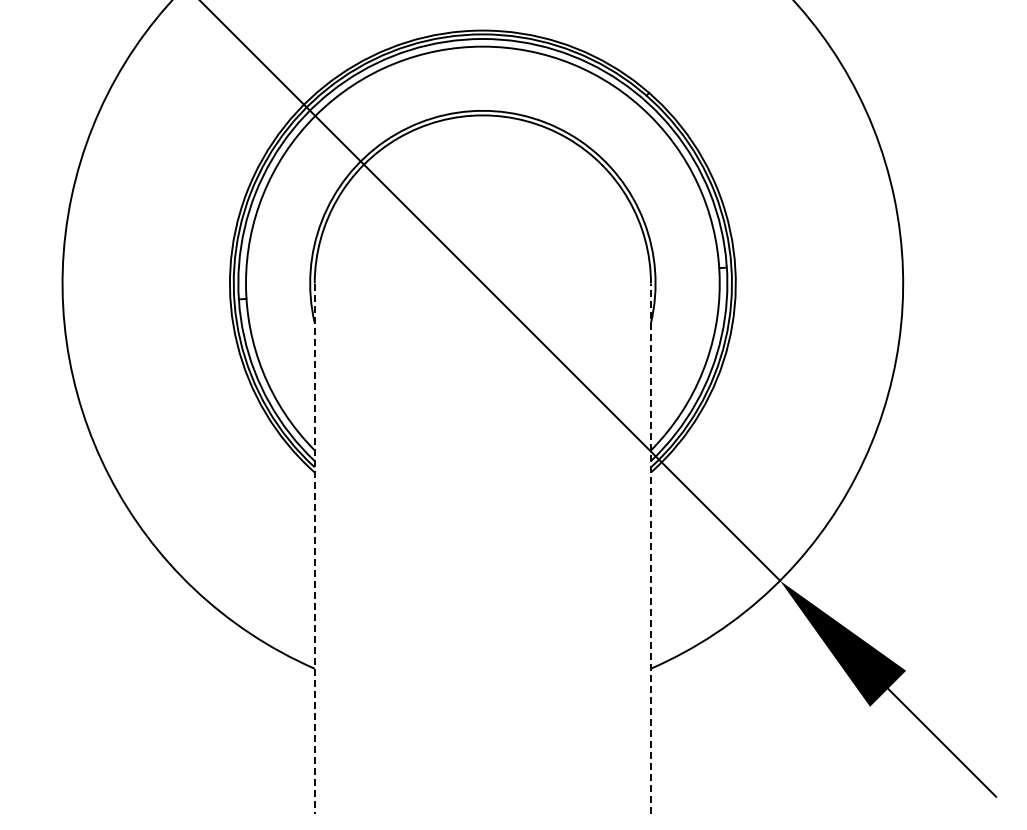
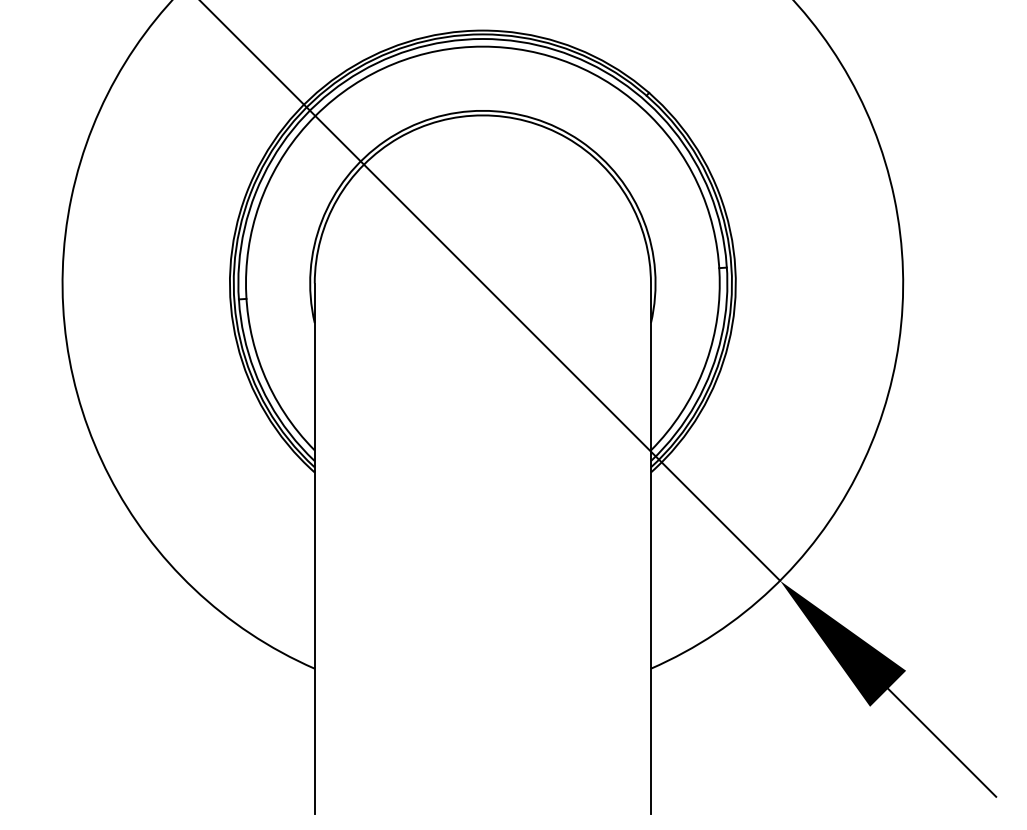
line: dashed -> solid (650, 548)
line: dashed -> solid (314, 549)
